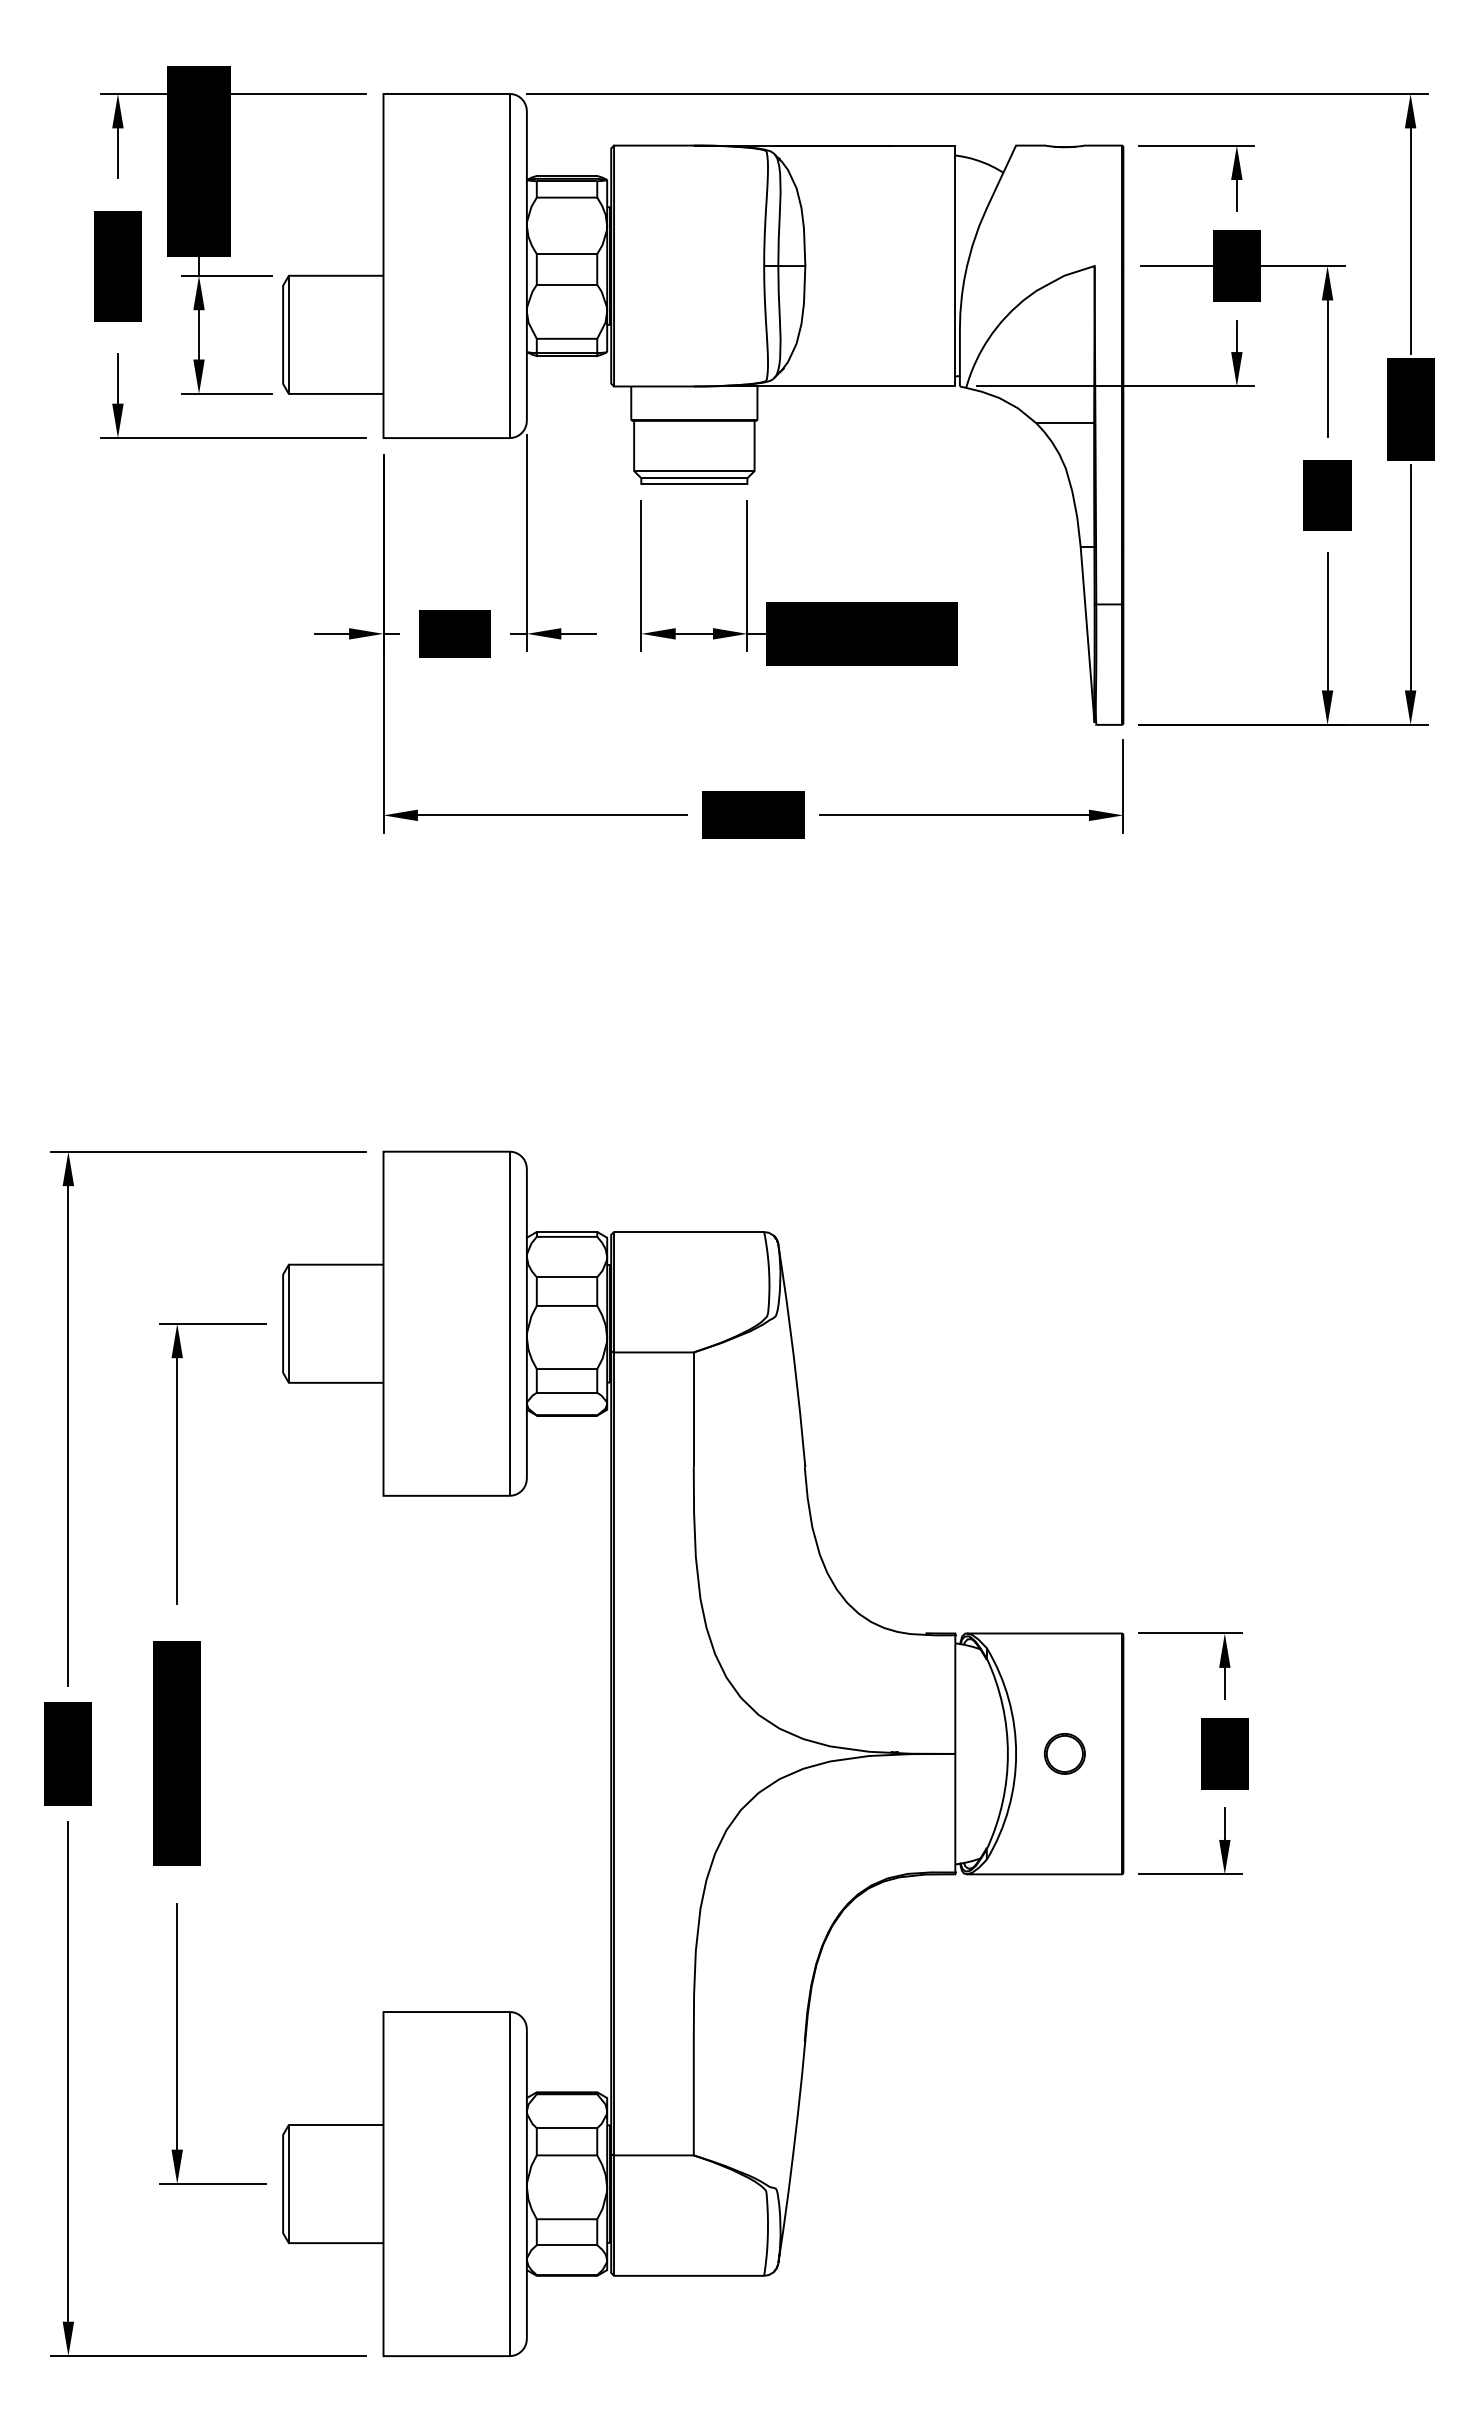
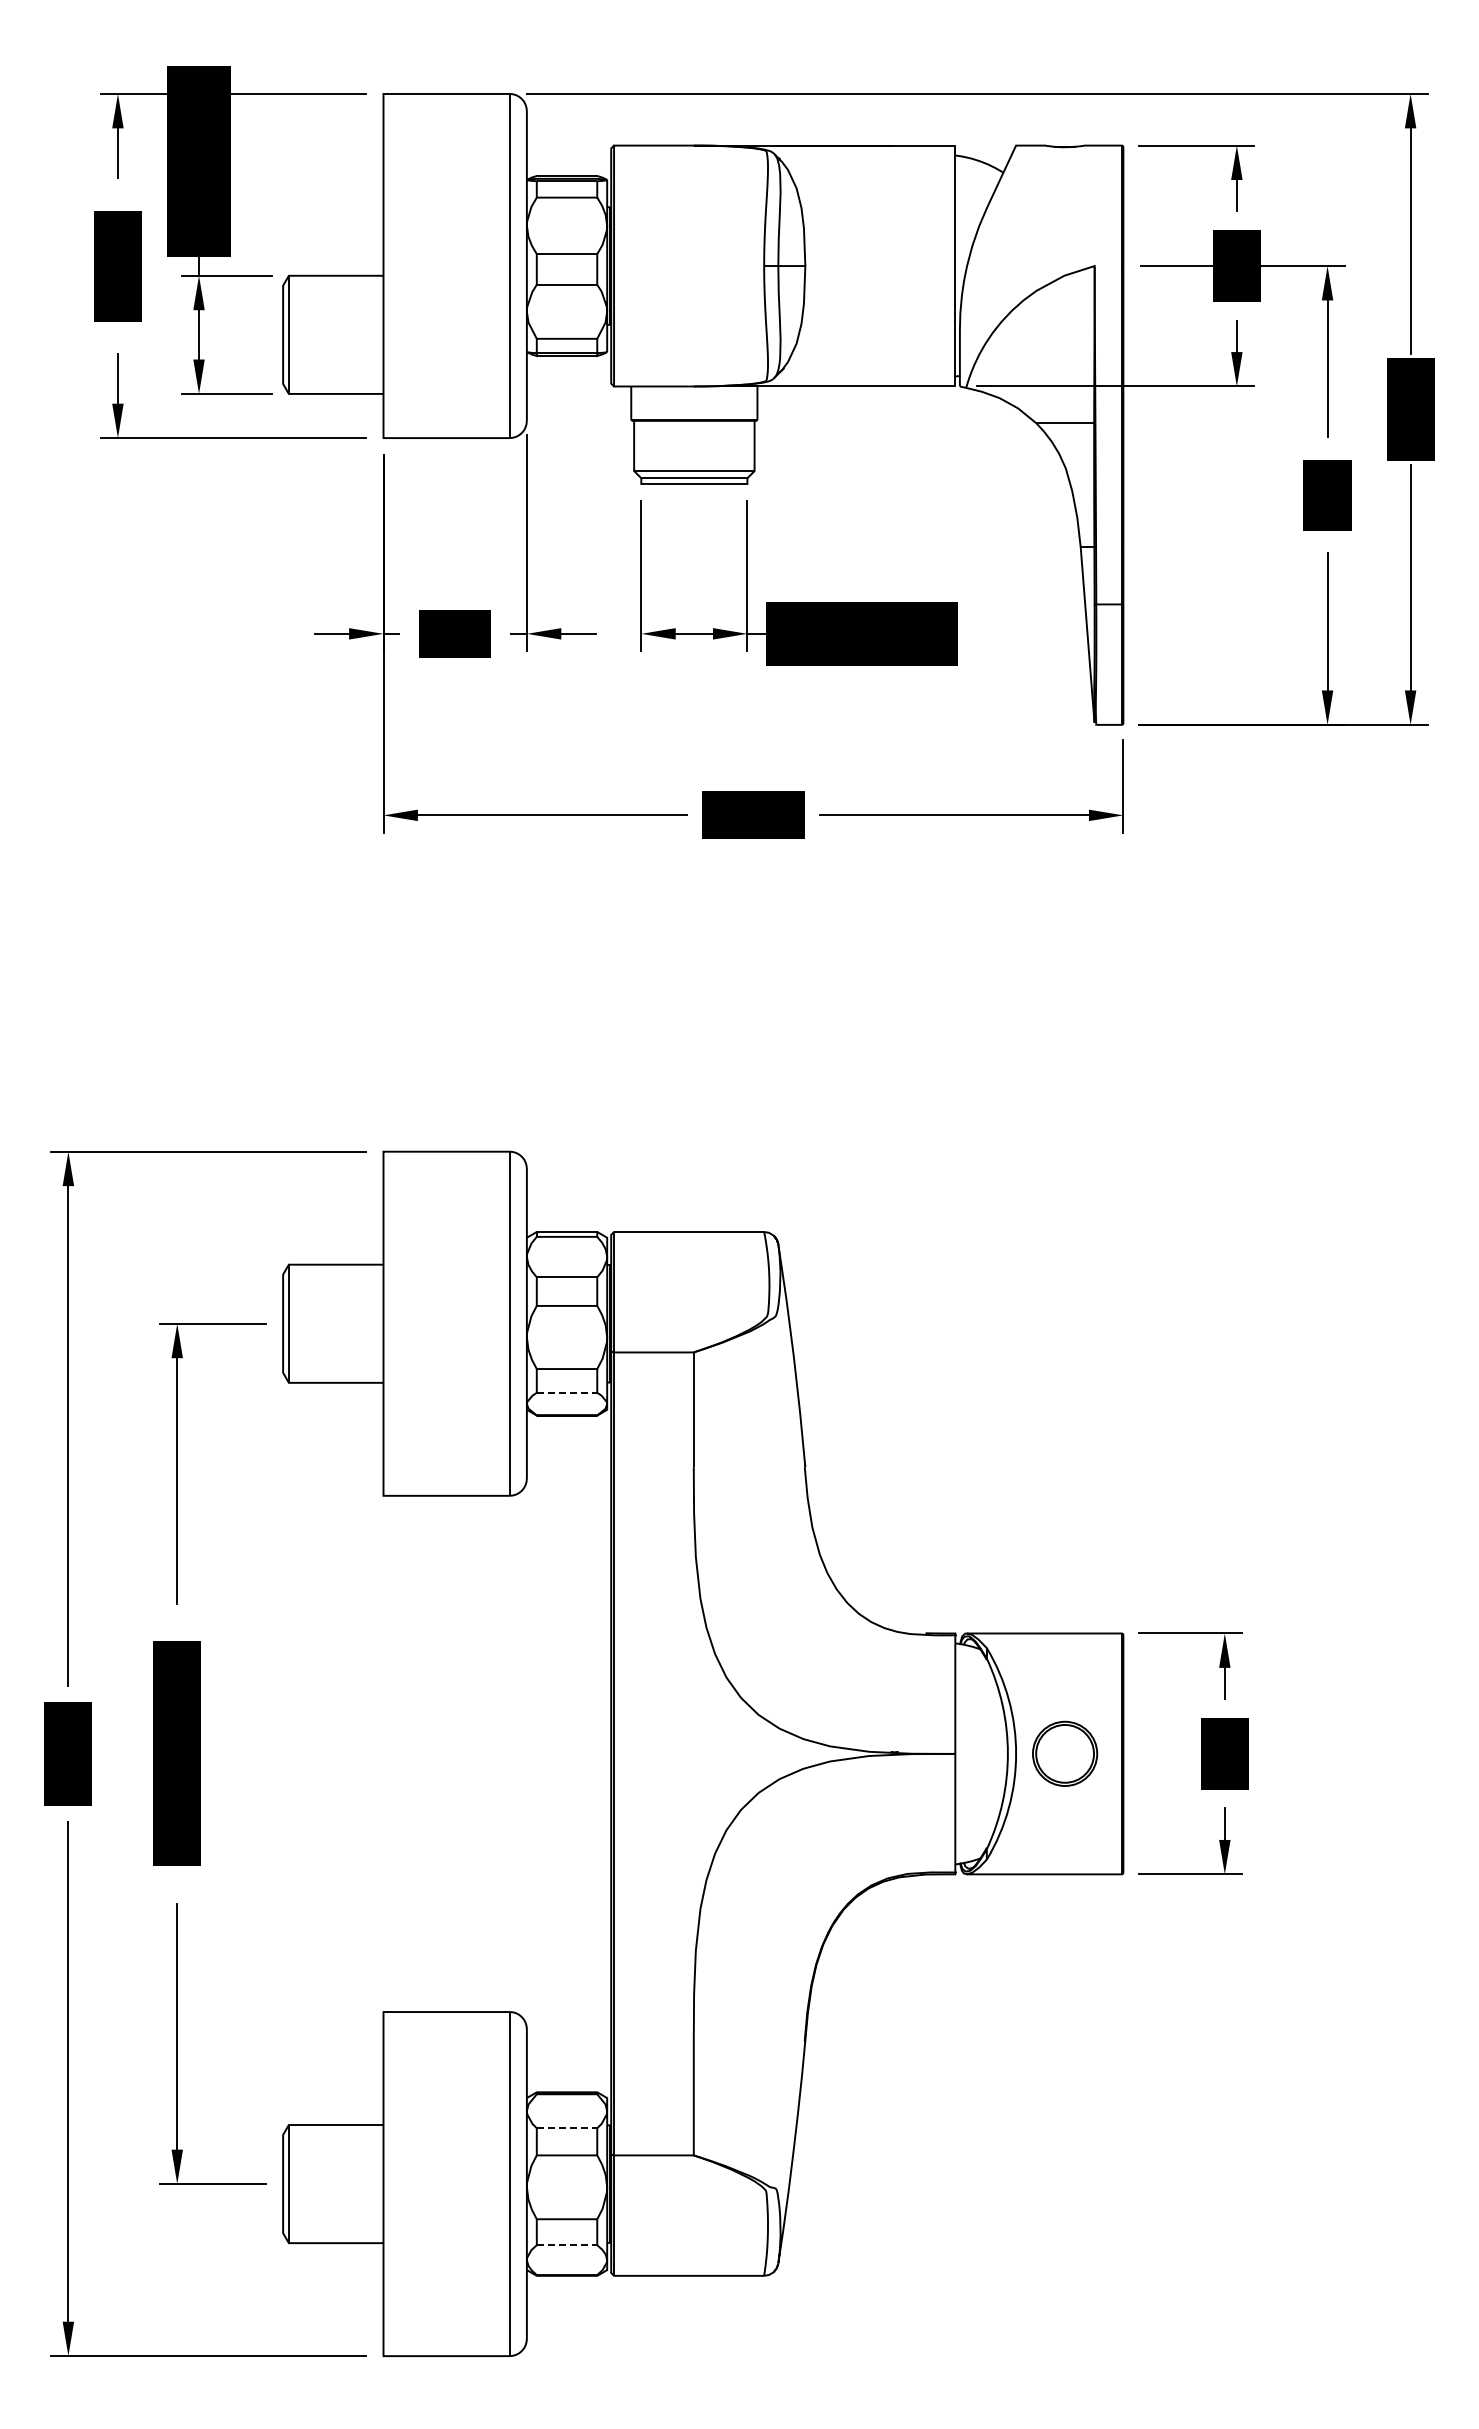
line: solid -> dashed (567, 1392)
part size: 43x42 px -> 67x67 px (1065, 1753)
line: solid -> dashed (567, 2128)
line: solid -> dashed (567, 2245)
